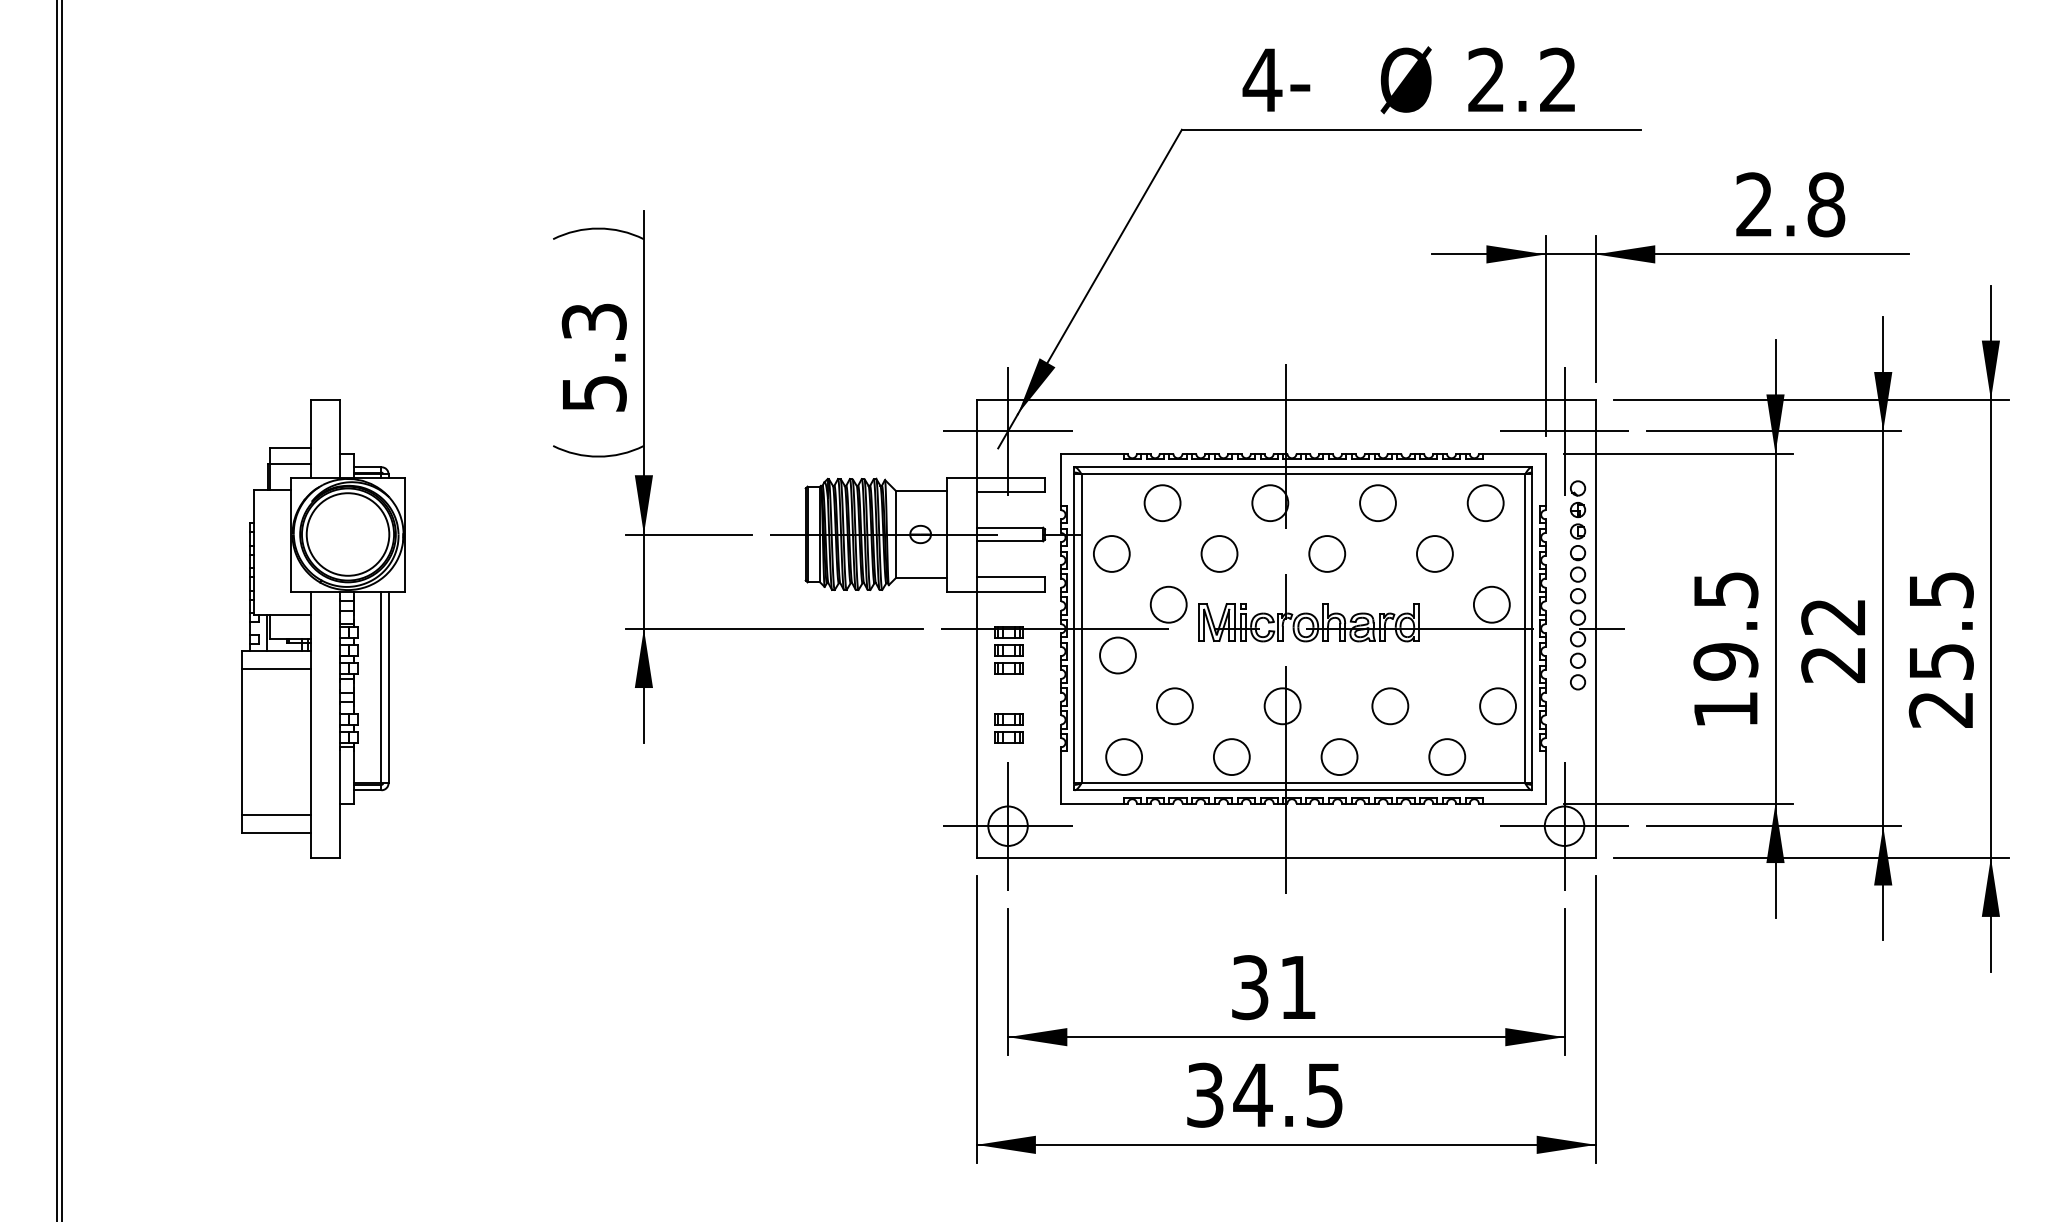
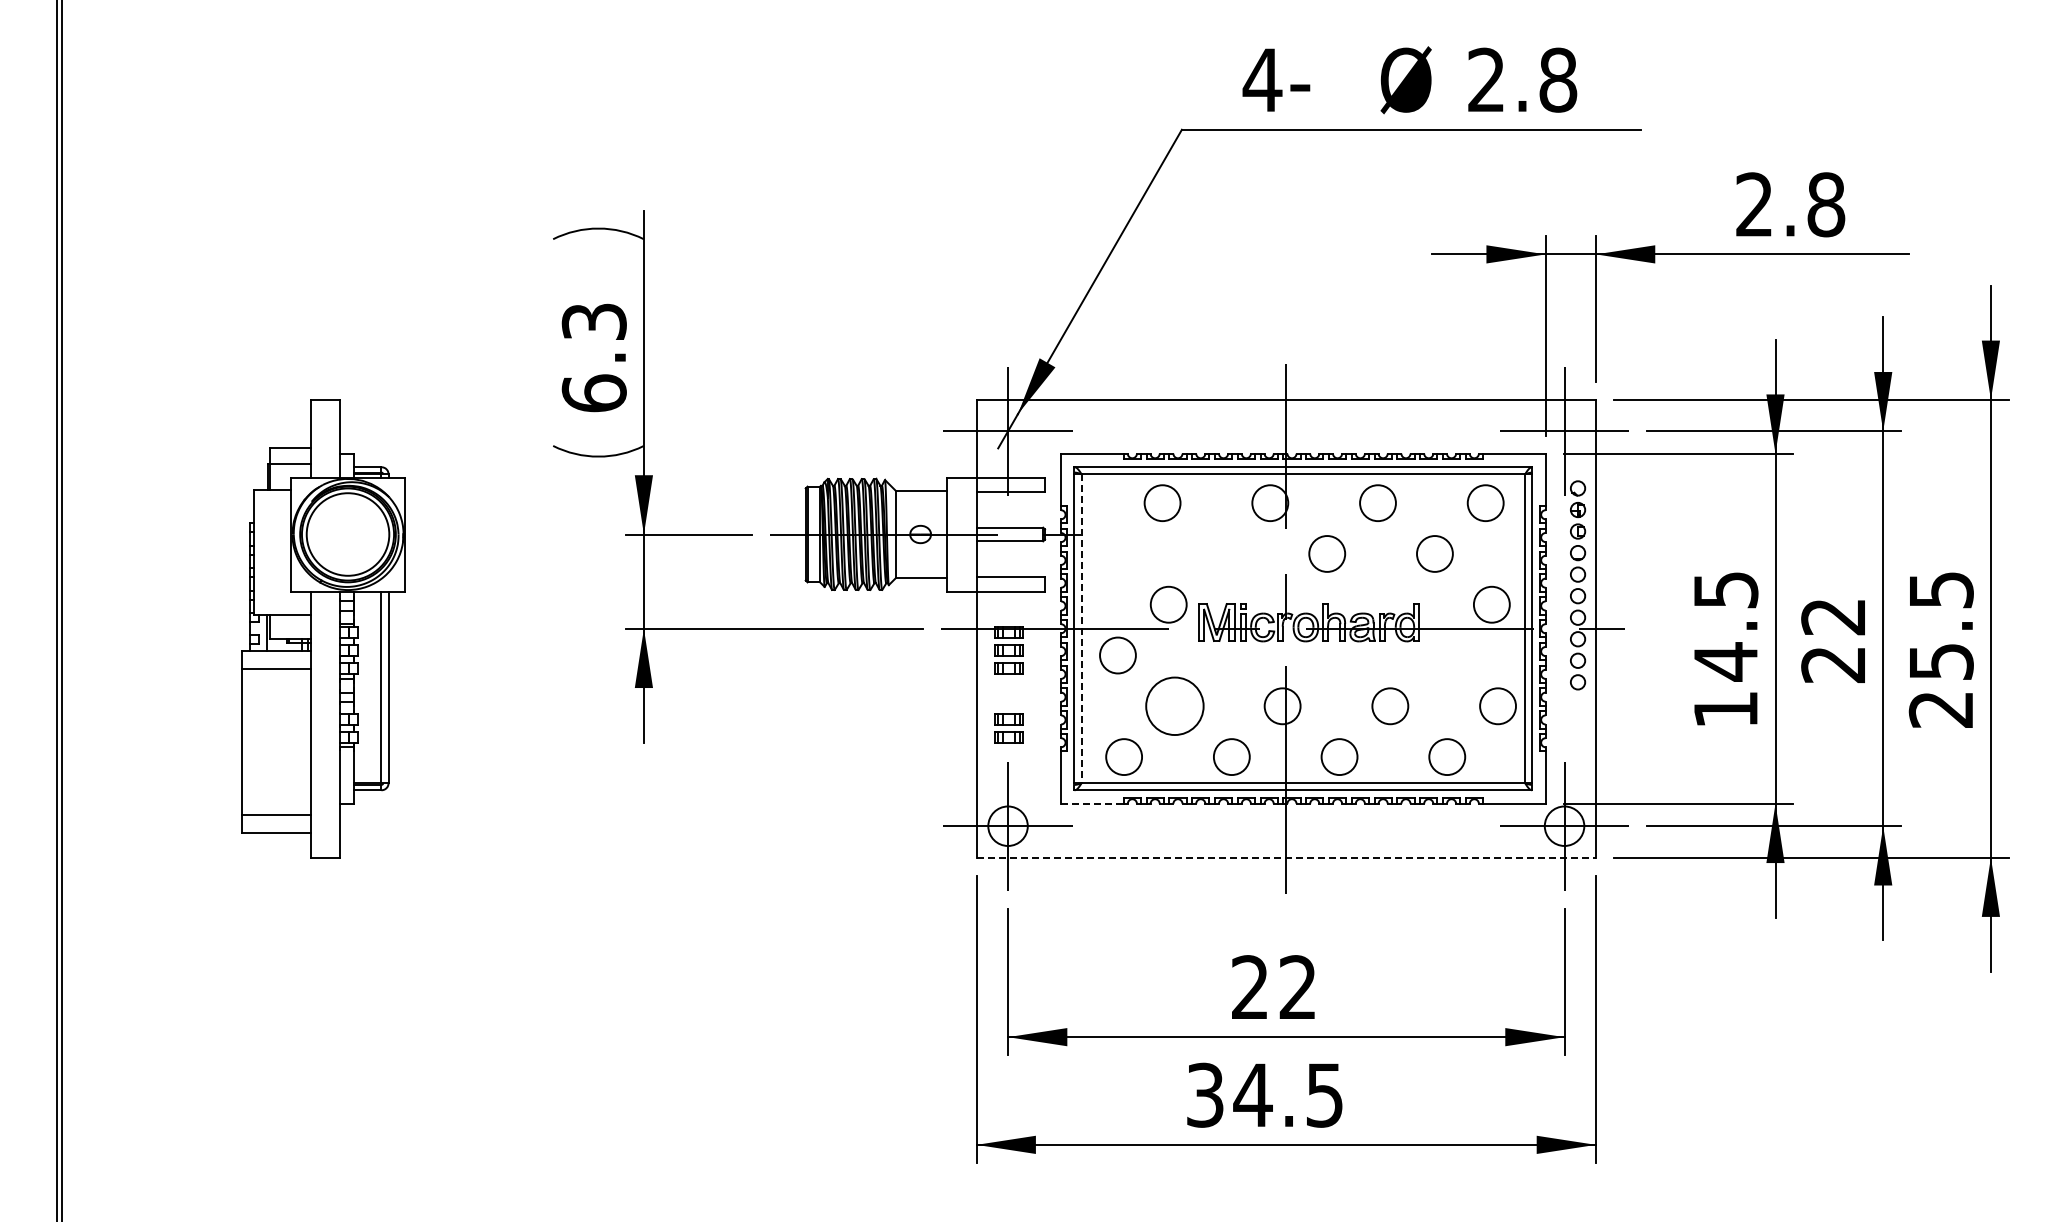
text: 2.2 -> 2.8 (1558, 79)
text: 5.3 -> 6.3 (593, 393)
circle: present -> none (1111, 553)
circle: present -> none (1219, 553)
line: solid -> dashed (1081, 629)
text: 19.5 -> 14.5 (1725, 661)
circle diameter: 36 px -> 57 px (1174, 706)
line: solid -> dashed (1092, 803)
line: solid -> dashed (1286, 857)
text: 31 -> 22 (1273, 987)
